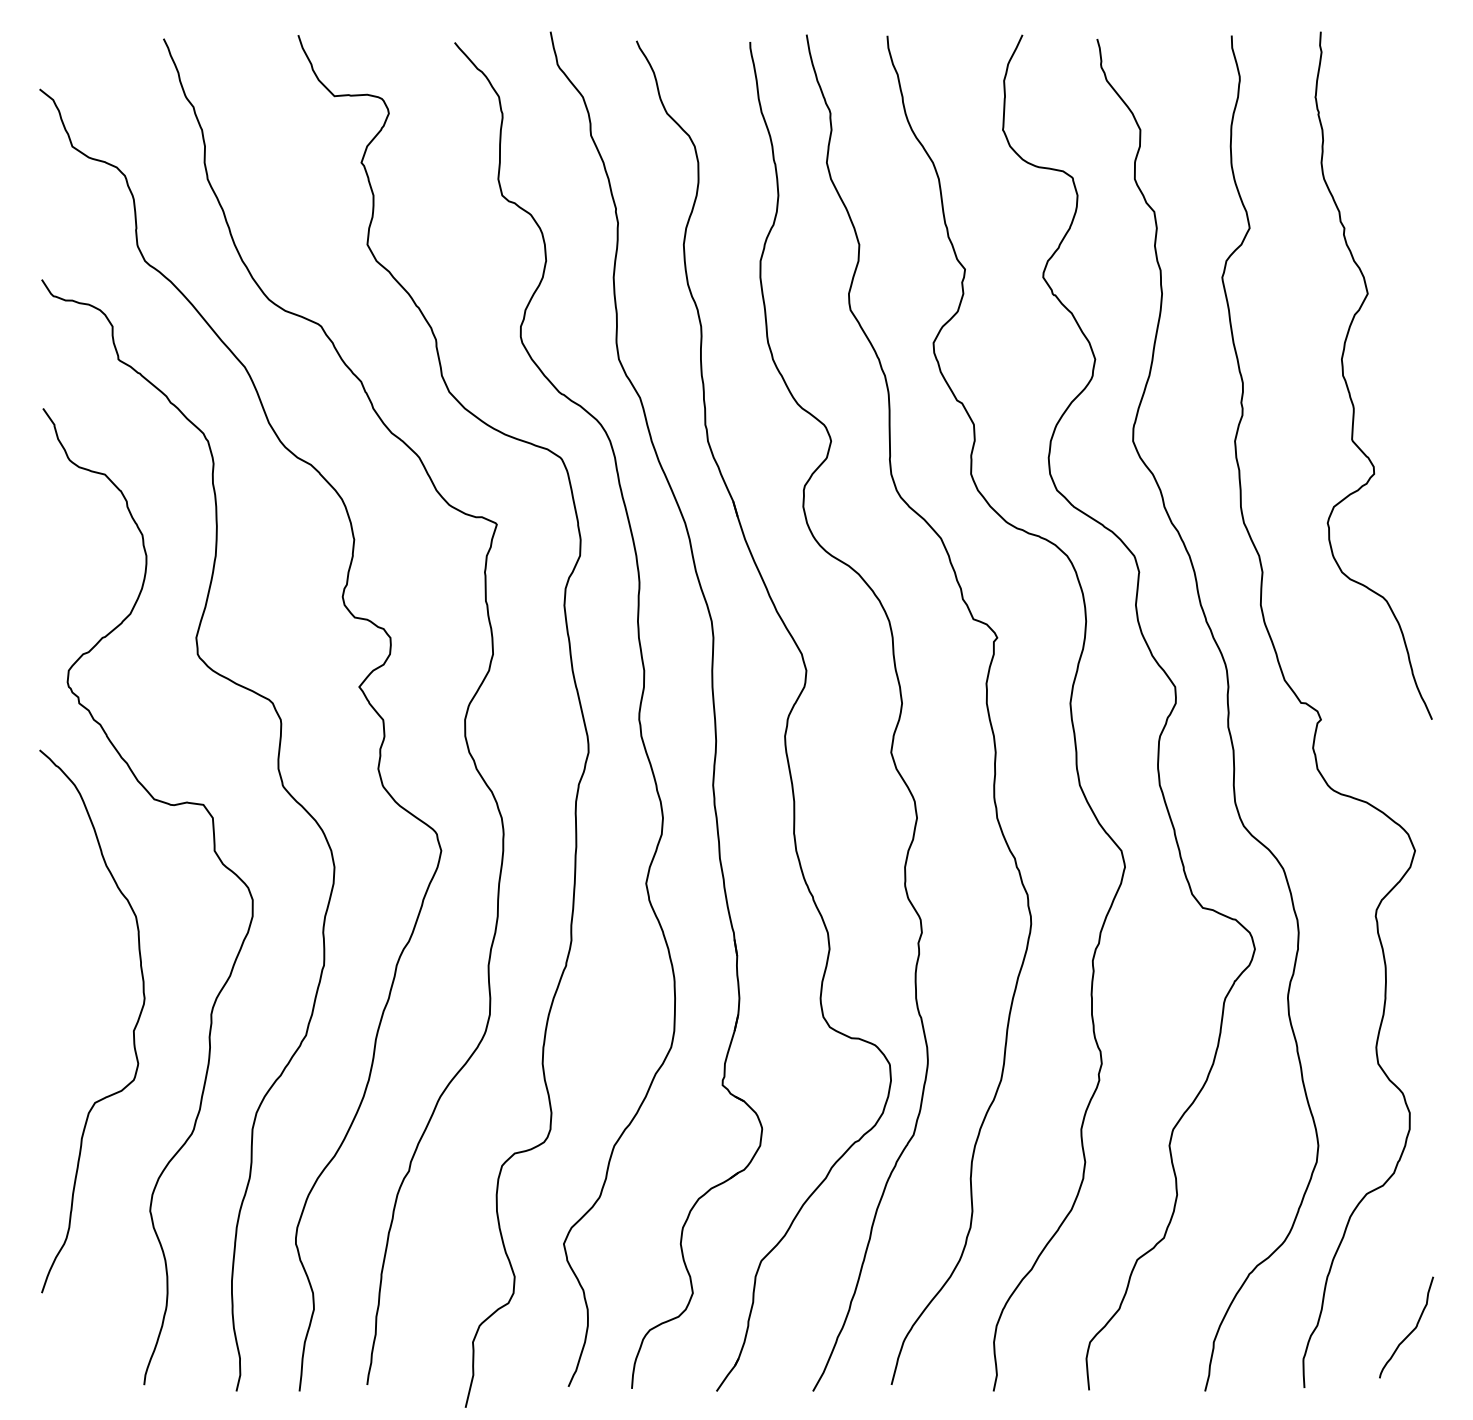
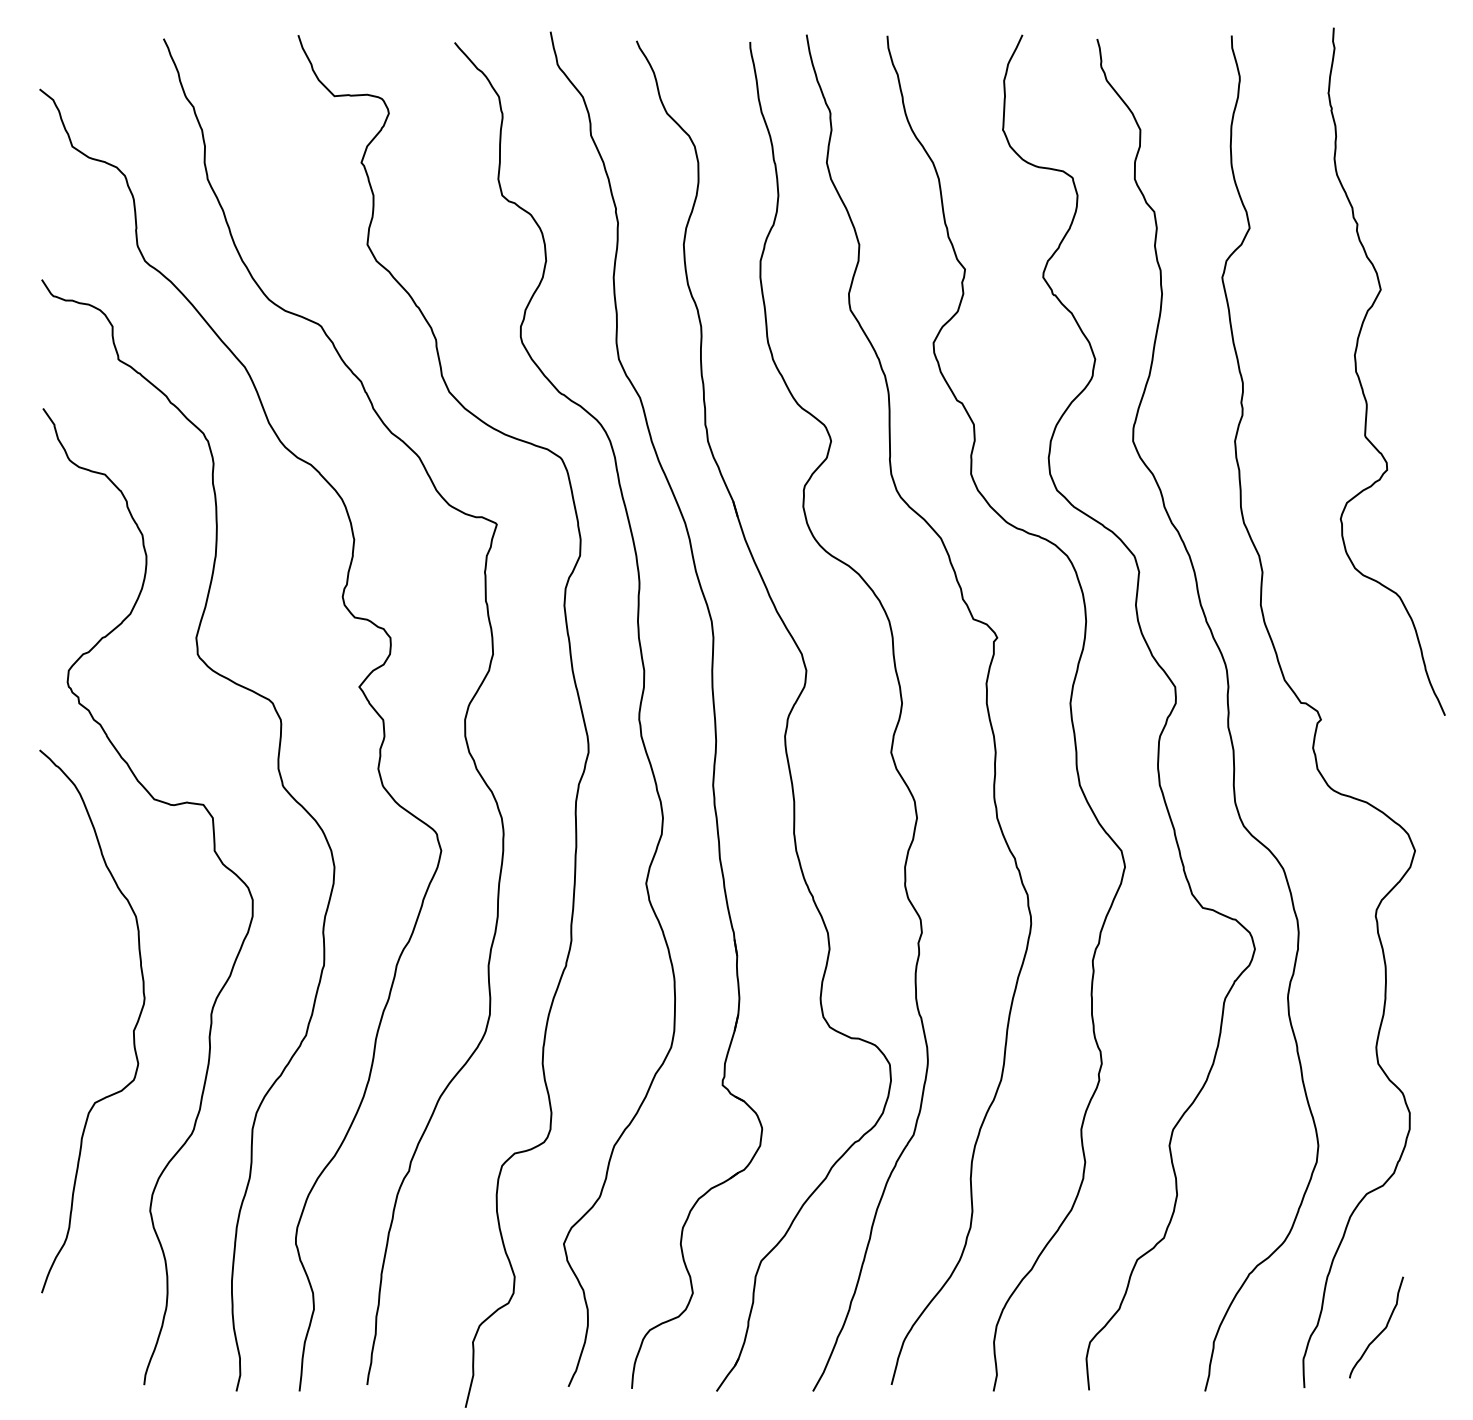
curve position: (1347, 383) -> (1360, 379) (1360, 379)
curve position: (1410, 1331) -> (1380, 1331) (1380, 1331)
